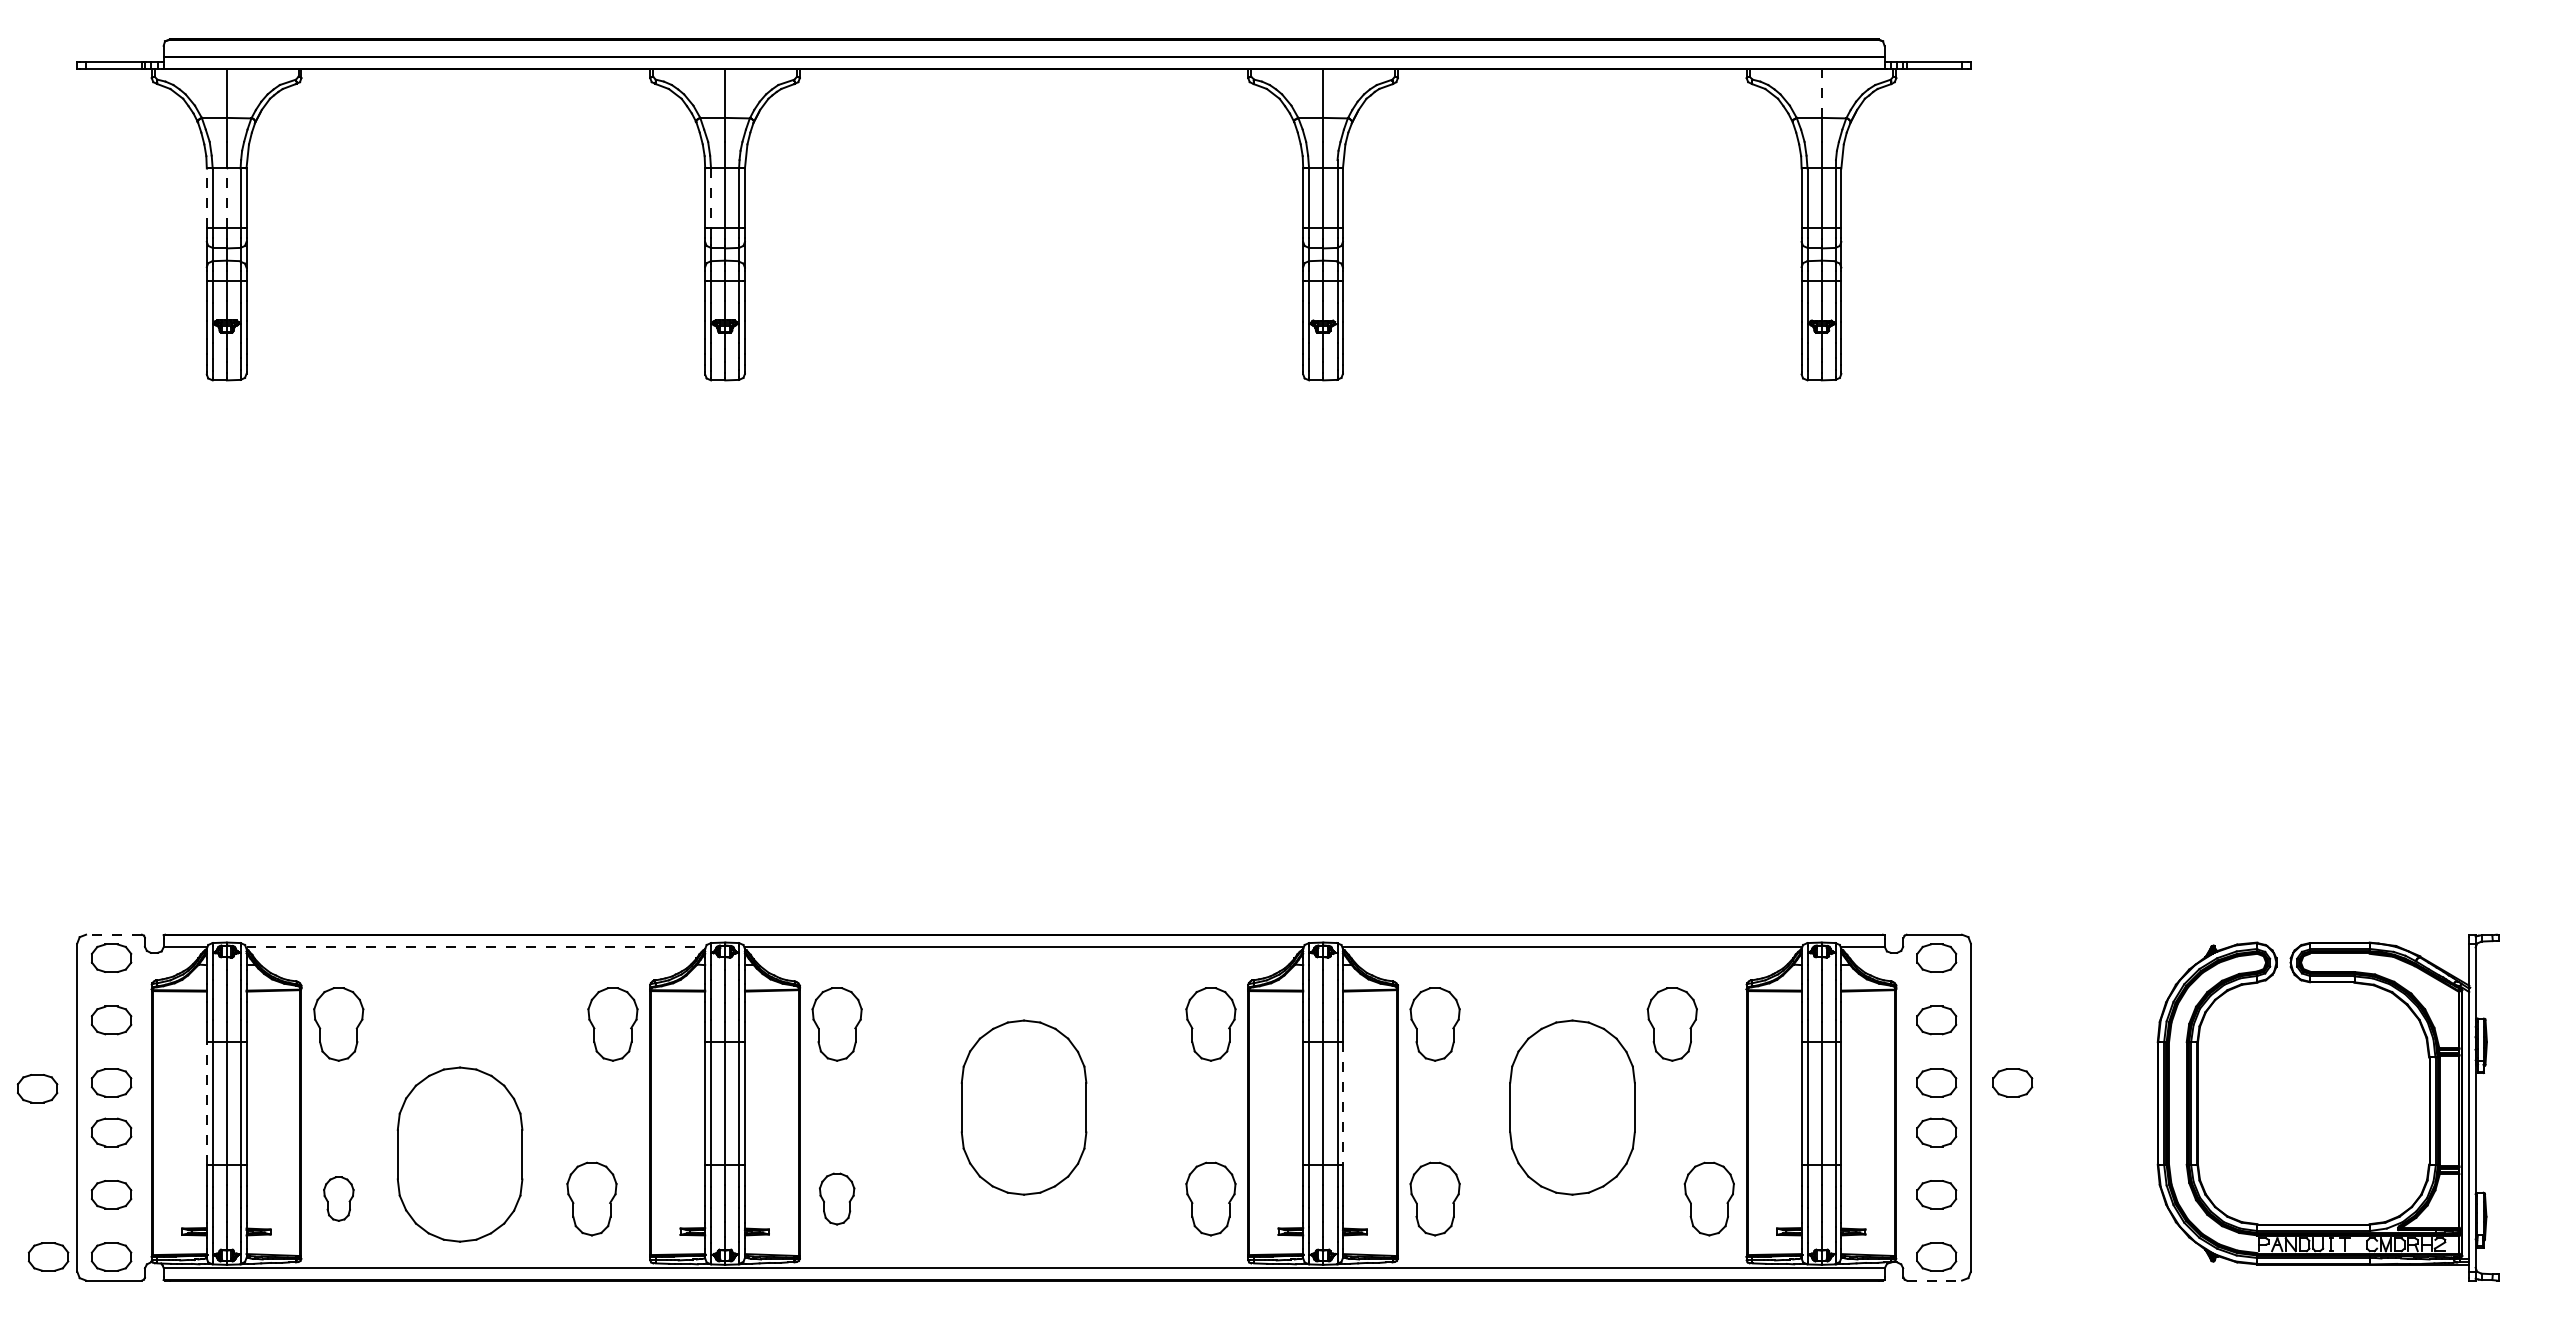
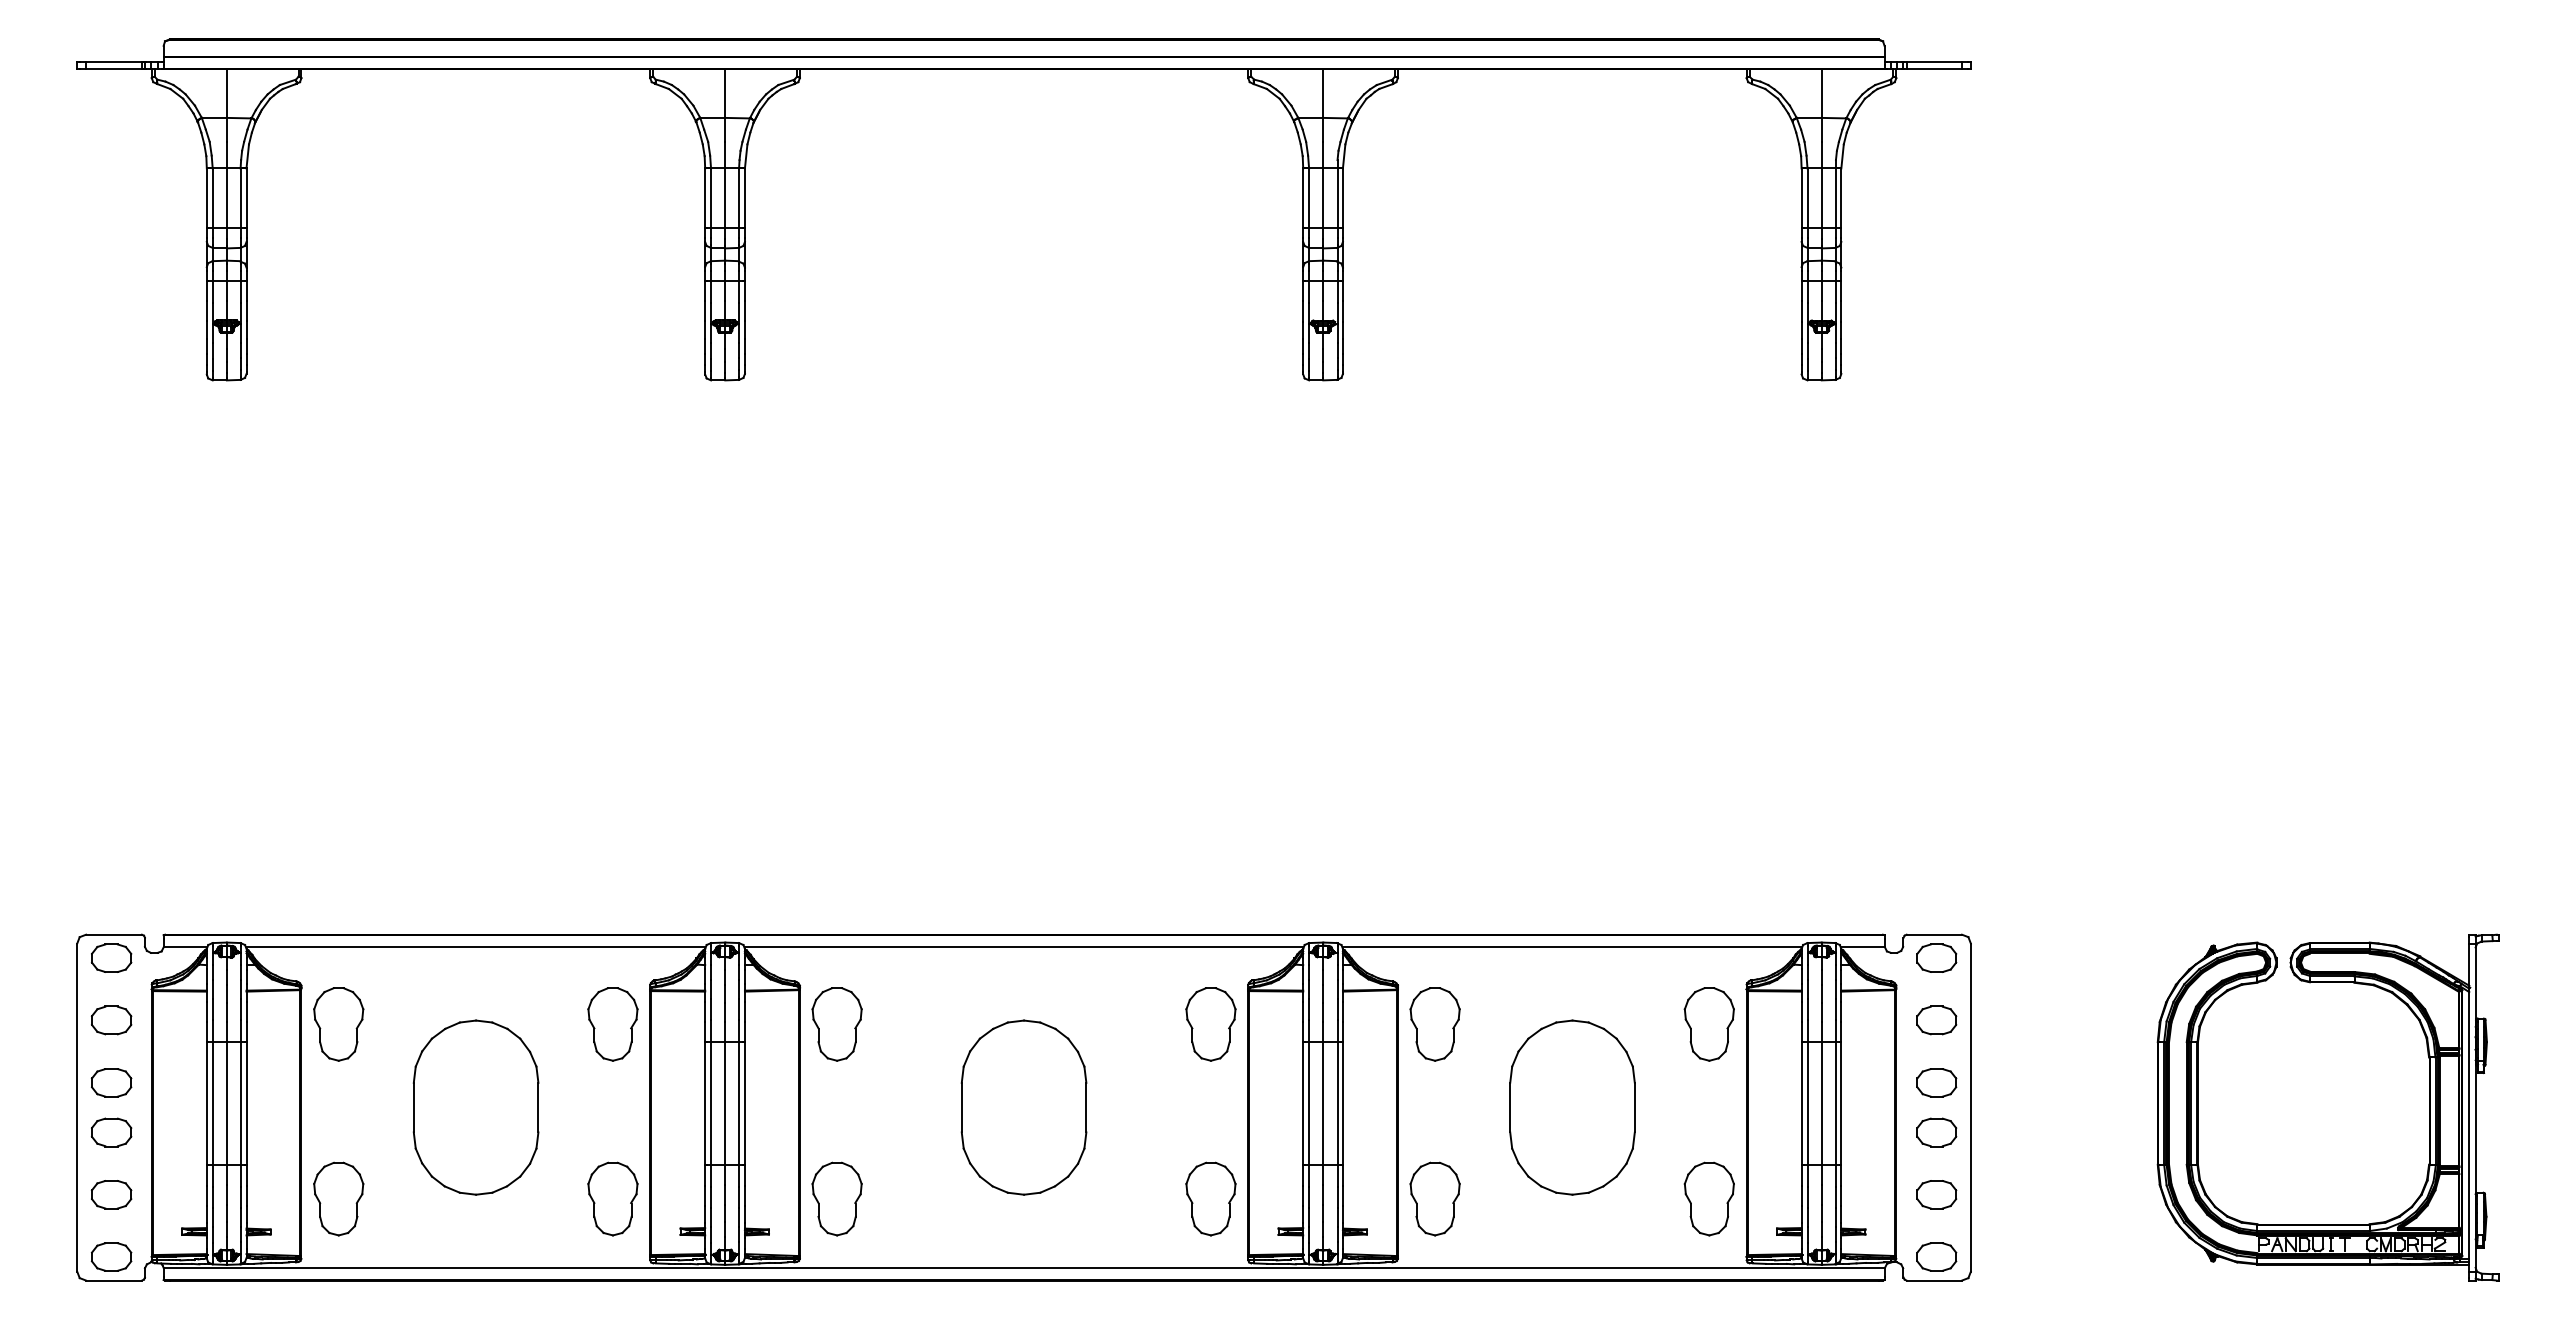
line: dashed -> solid (1821, 93)
line: dashed -> solid (206, 198)
line: dashed -> solid (226, 198)
line: dashed -> solid (711, 198)
line: dashed -> solid (114, 934)
line: dashed -> solid (476, 947)
part position: (1671, 1024) -> (1708, 1024) (1708, 1024)
part: present -> none (2012, 1082)
part: present -> none (37, 1088)
line: dashed -> solid (206, 1102)
line: dashed -> solid (1342, 1103)
part position: (459, 1154) -> (475, 1107) (475, 1107)
part size: 32x46 px -> 52x76 px (338, 1198)
part position: (591, 1198) -> (612, 1198) (612, 1198)
part size: 38x54 px -> 52x76 px (836, 1198)
part: present -> none (48, 1256)
line: dashed -> solid (1934, 1280)
